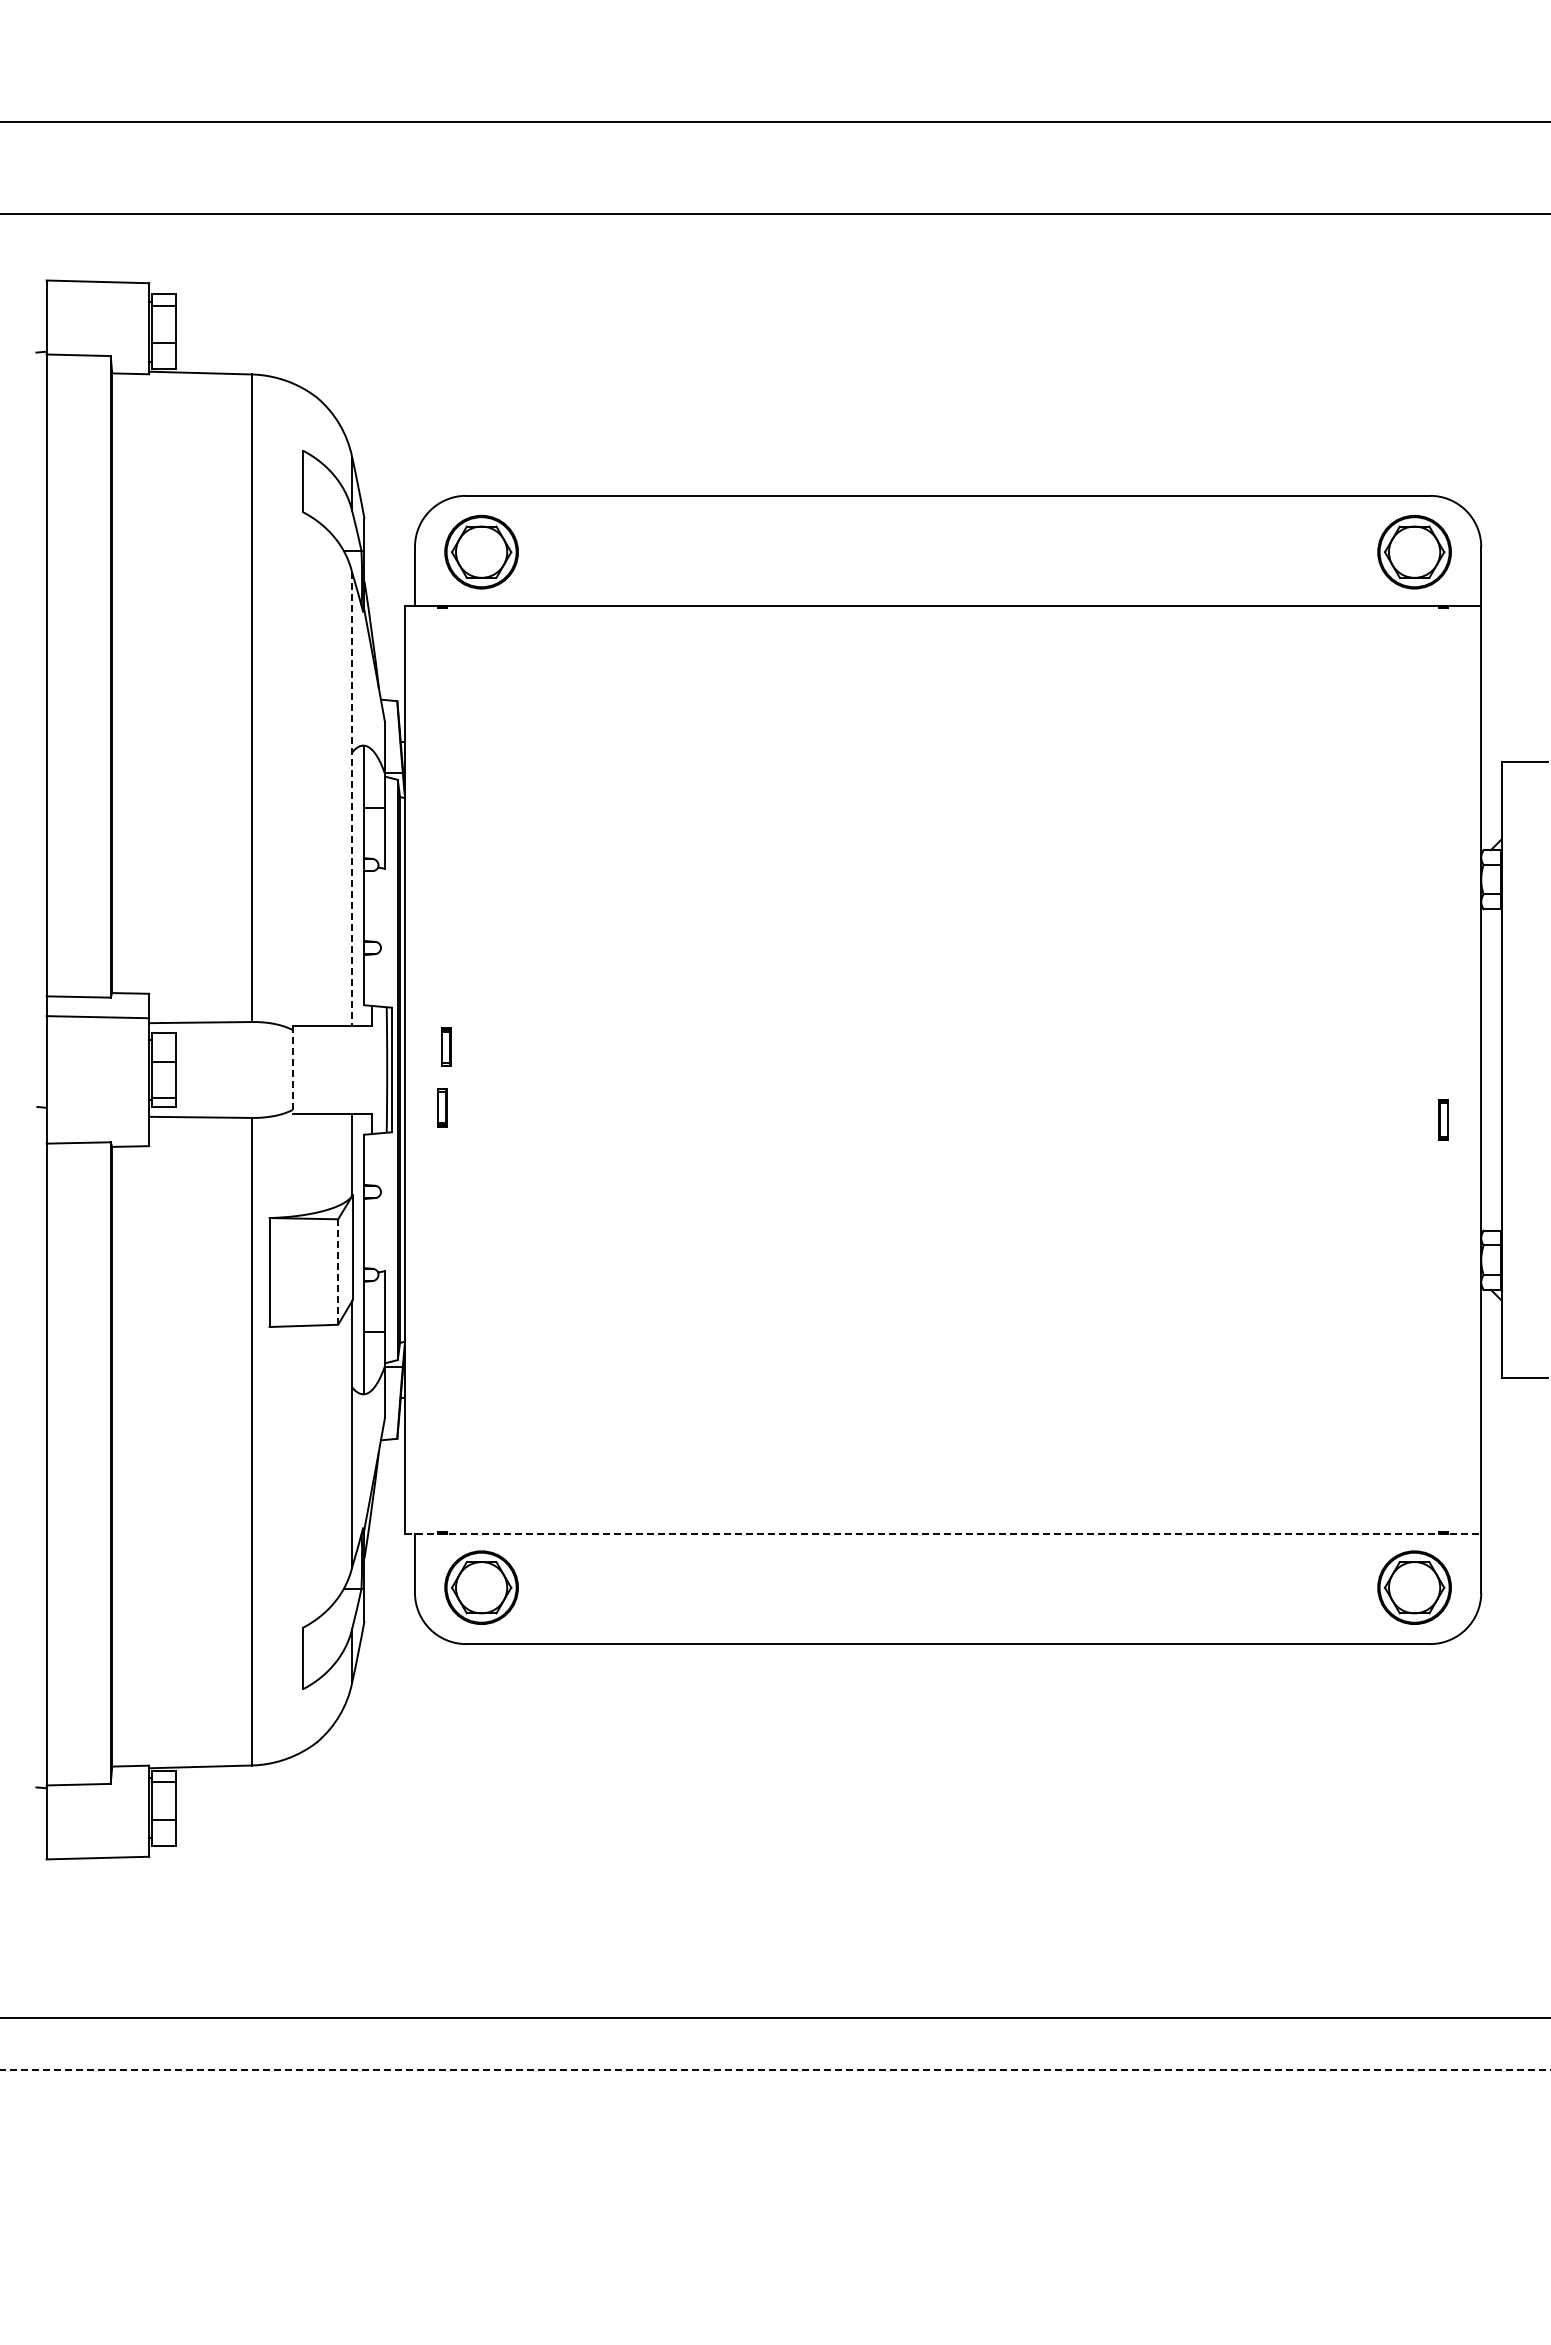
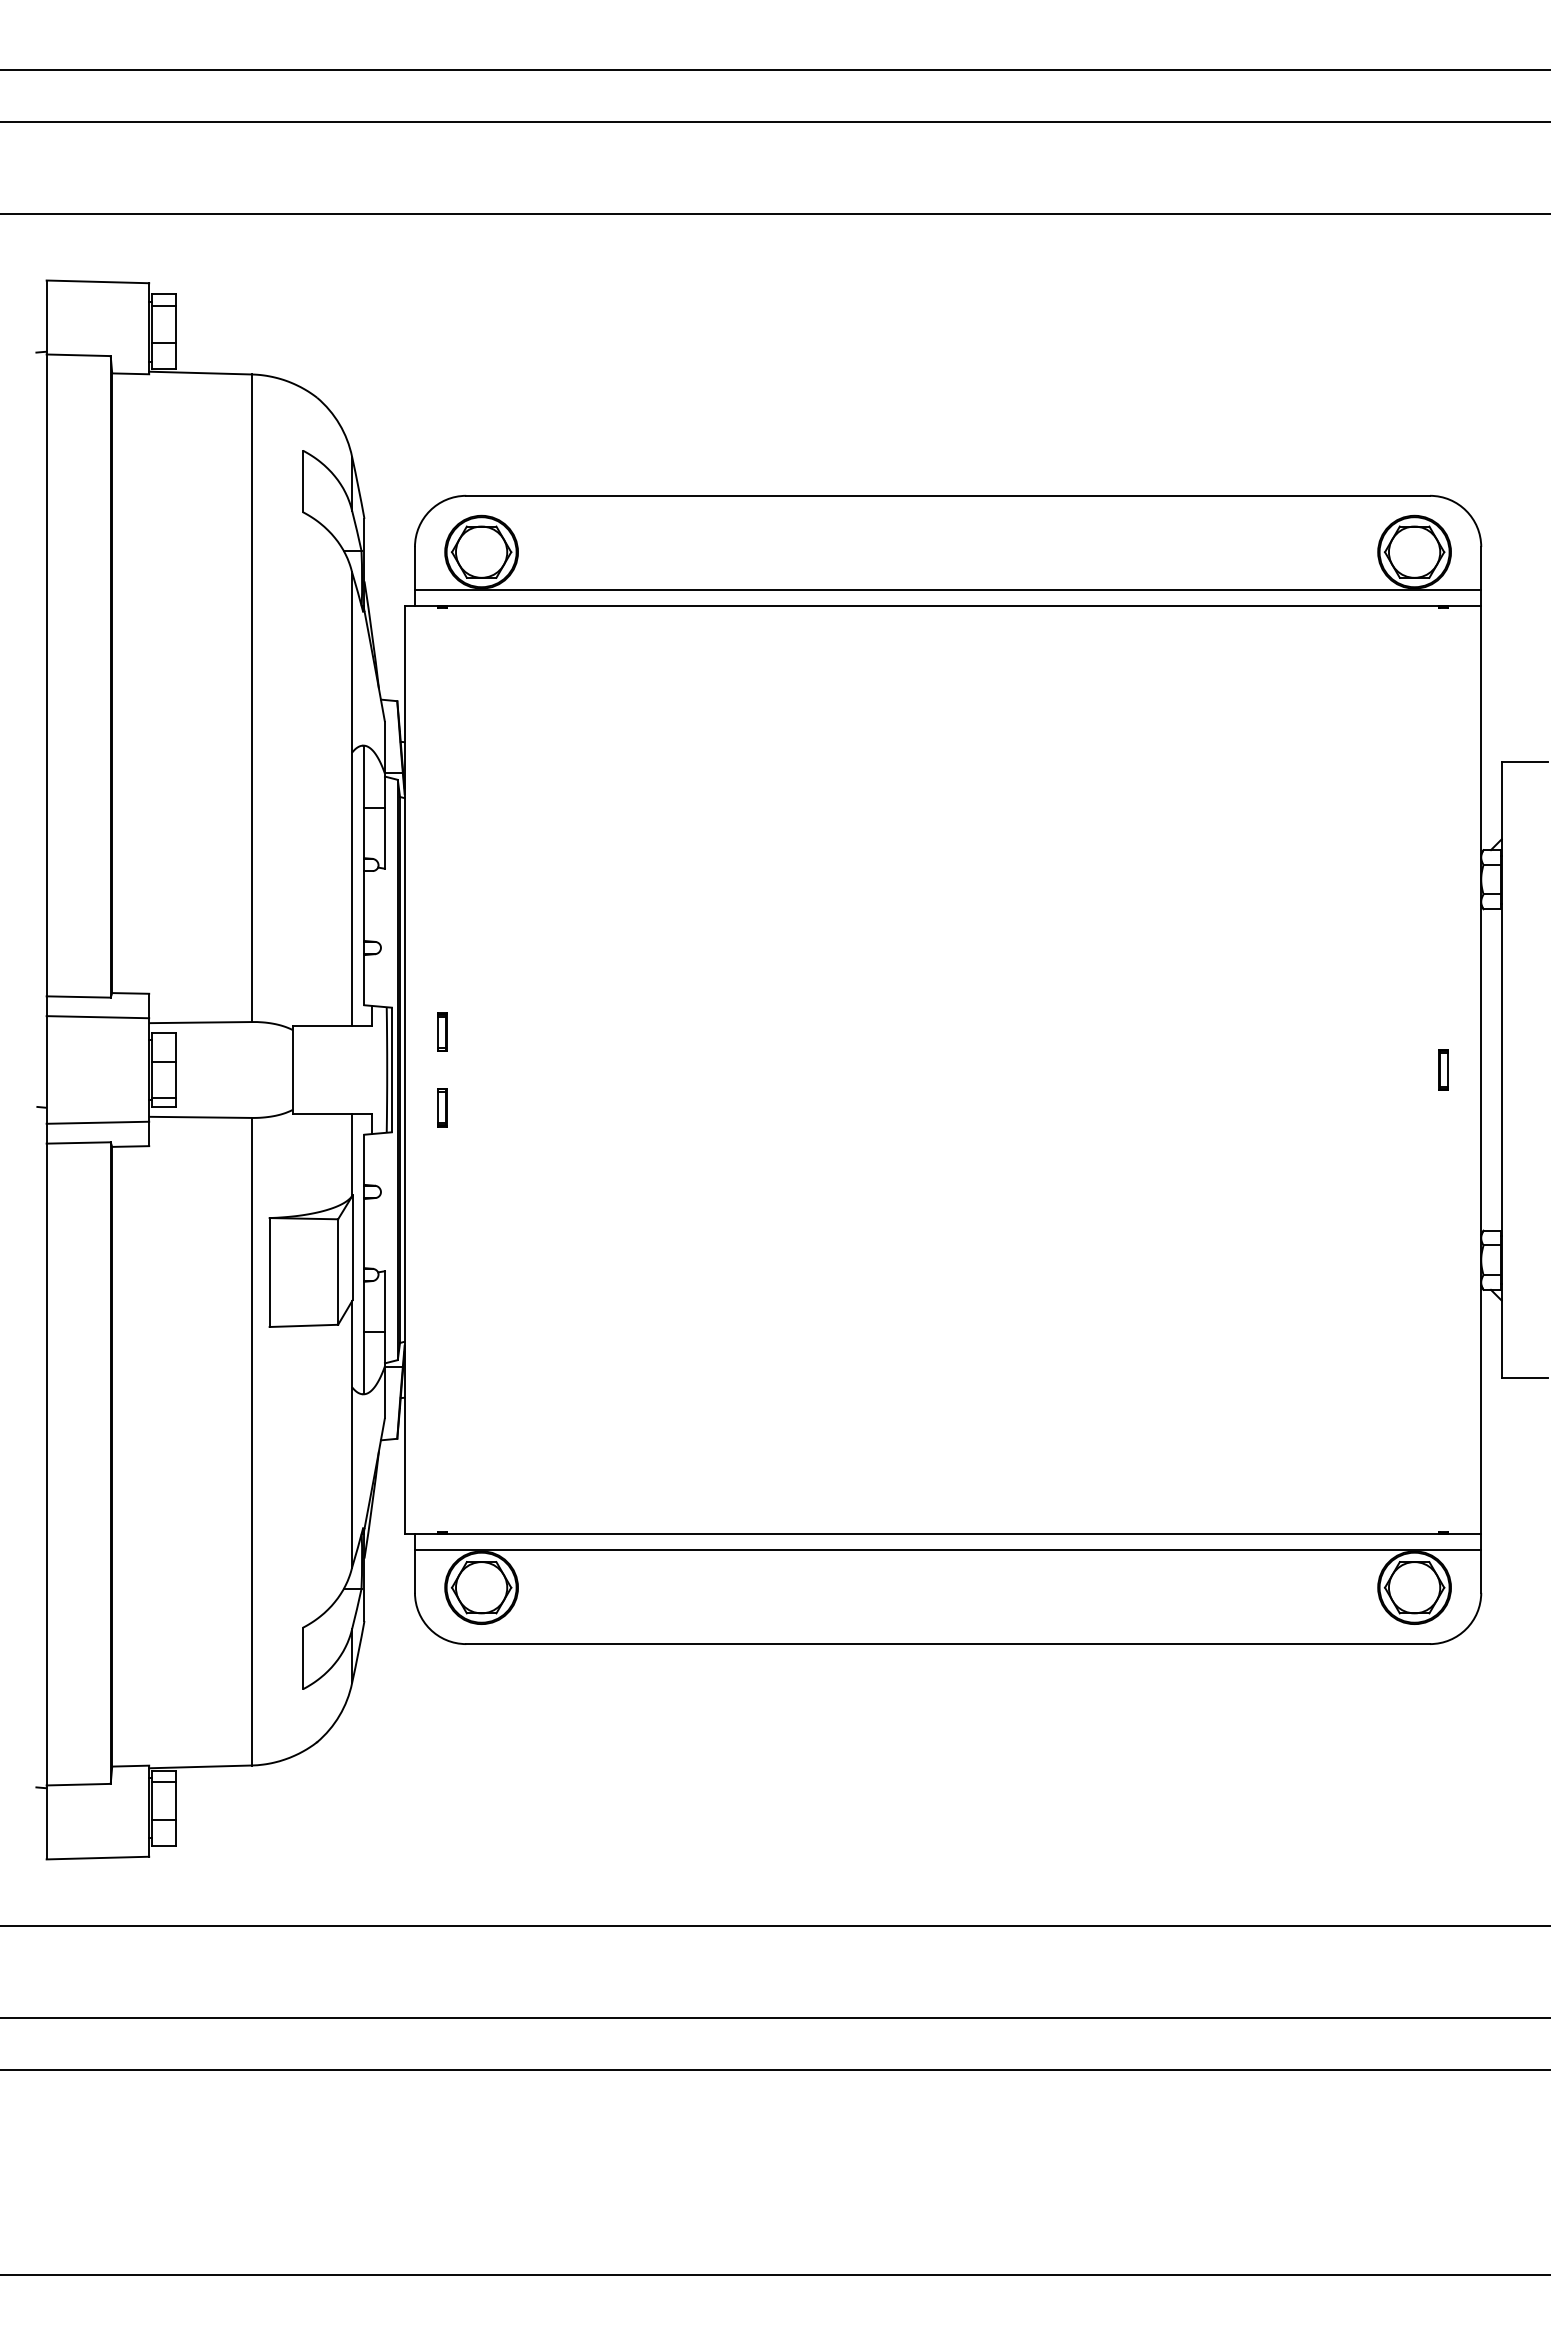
line: none -> present (774, 70)
line: none -> present (947, 590)
line: dashed -> solid (352, 799)
part position: (446, 1046) -> (442, 1031) (442, 1031)
line: dashed -> solid (292, 1069)
part position: (1443, 1119) -> (1443, 1069) (1443, 1069)
line: none -> present (97, 1122)
line: dashed -> solid (338, 1272)
line: dashed -> solid (943, 1533)
line: none -> present (947, 1549)
line: none -> present (774, 1926)
line: dashed -> solid (775, 2069)
line: none -> present (774, 2274)
